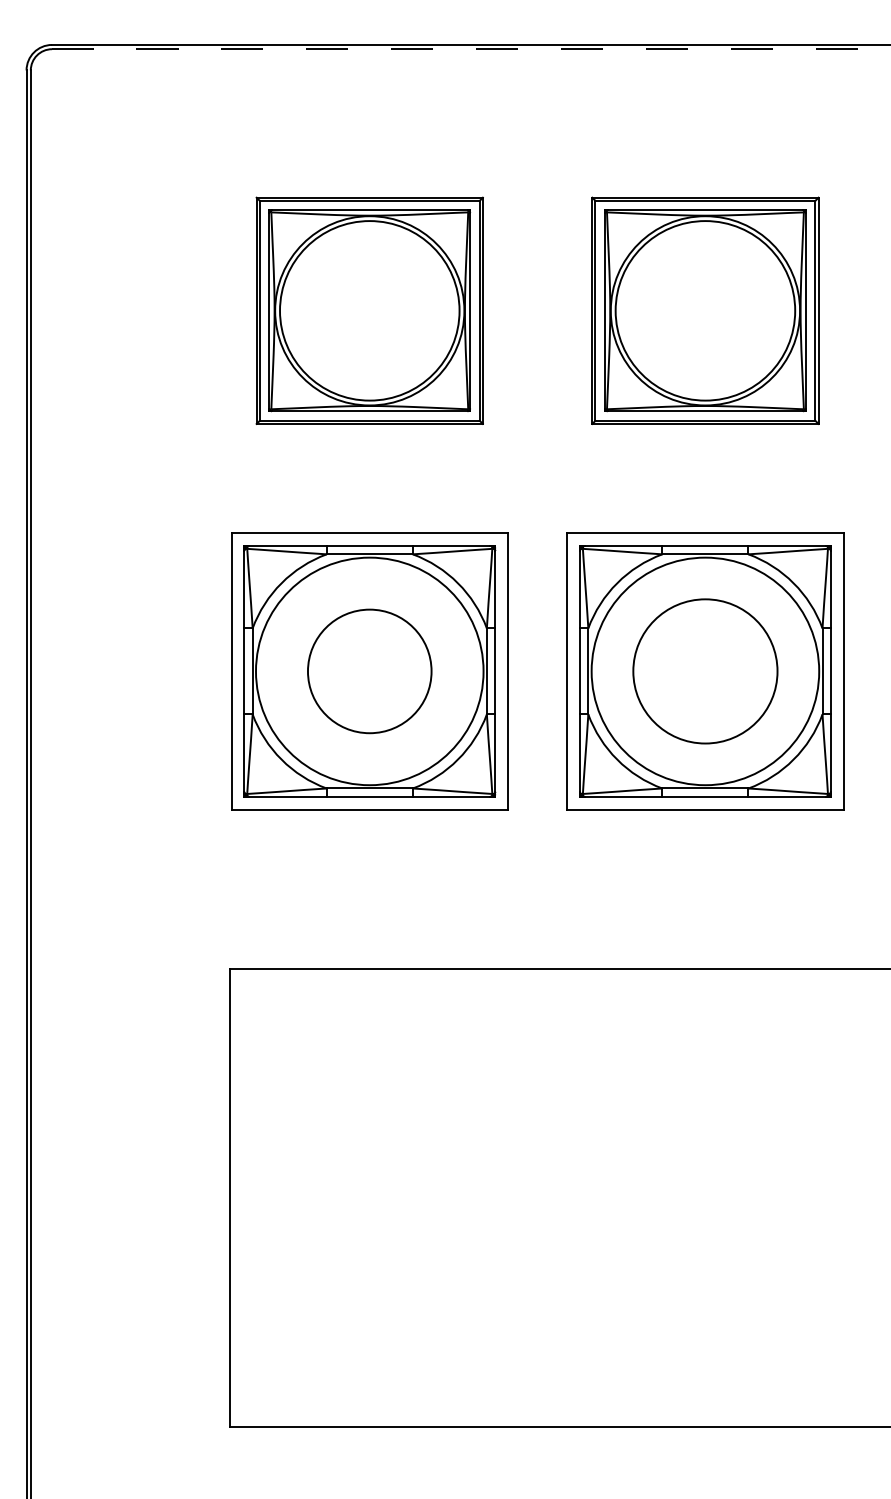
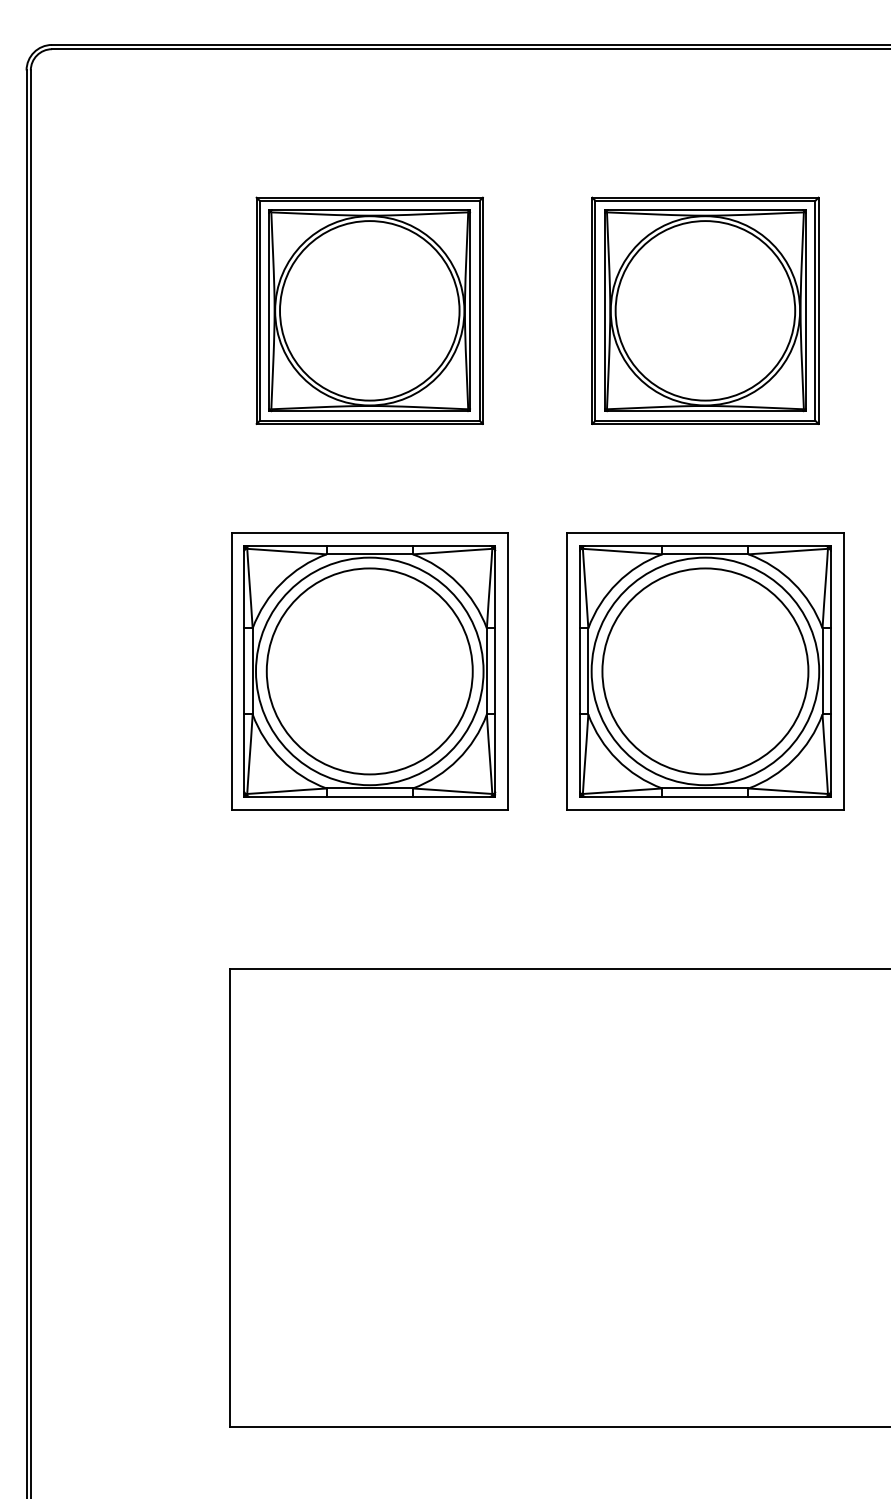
line: dashed -> solid (470, 49)
circle diameter: 124 px -> 206 px (369, 671)
circle diameter: 144 px -> 206 px (705, 671)
